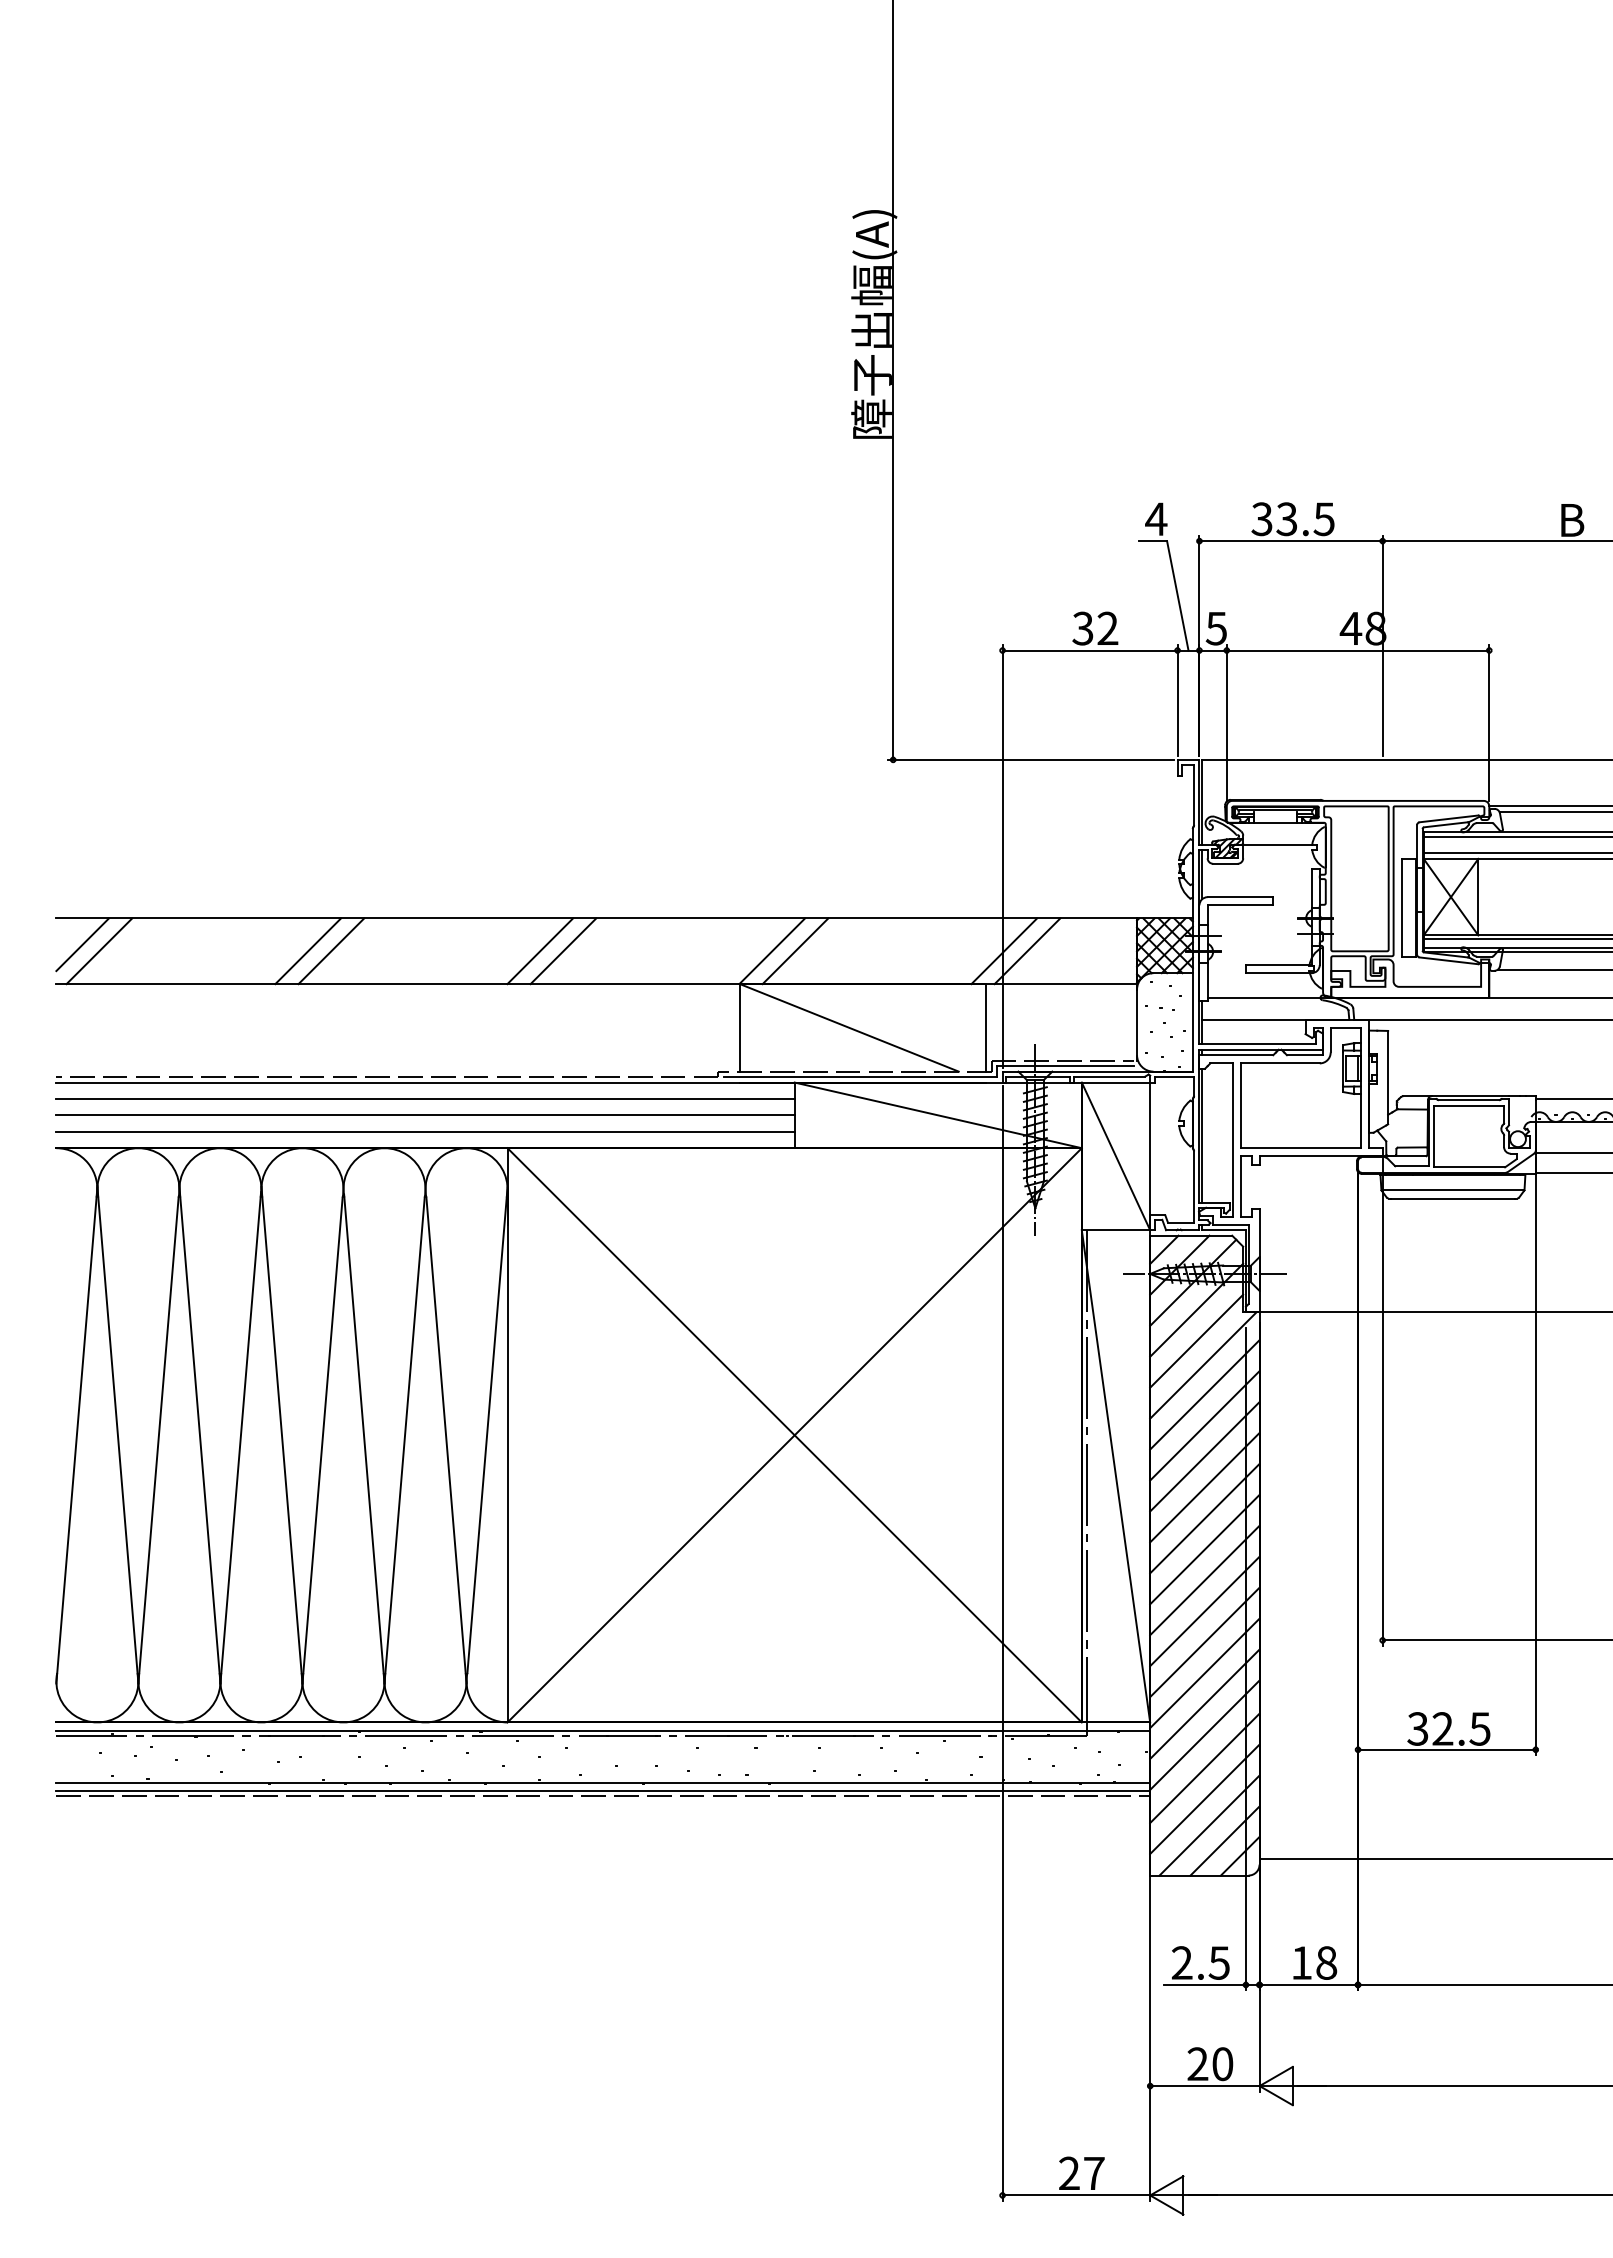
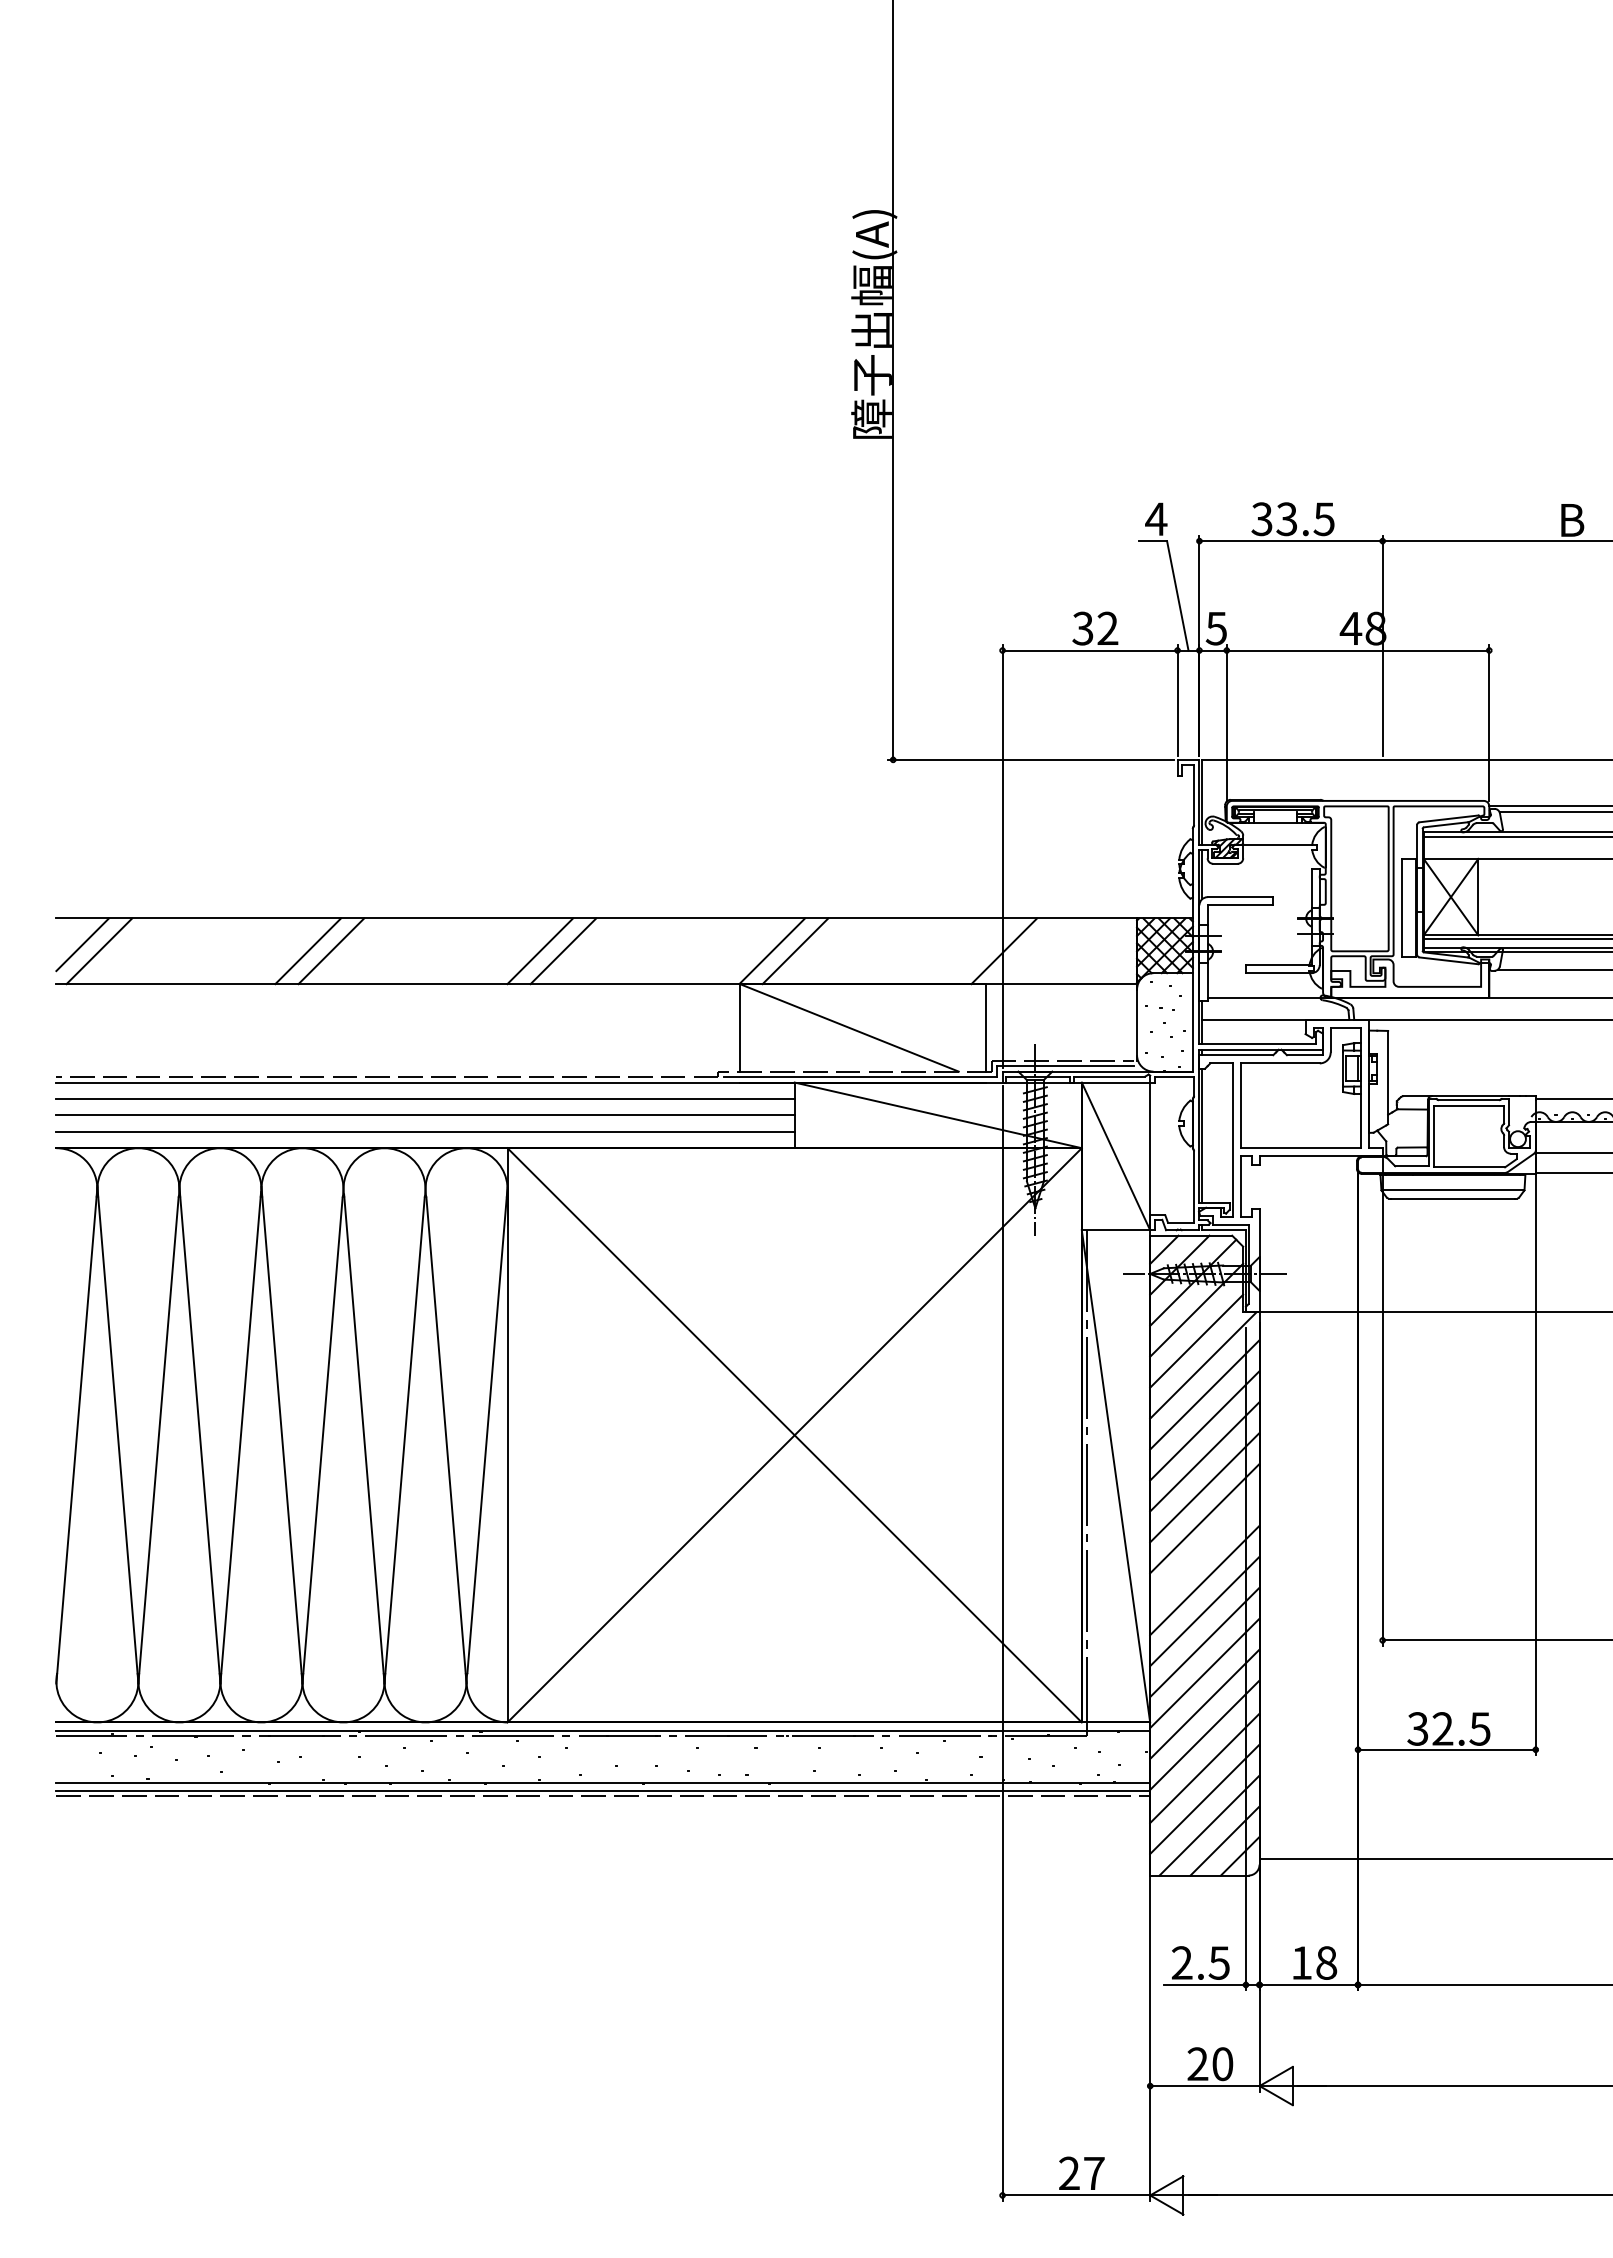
line: present -> none (1516, 853)
line: present -> none (1027, 951)
line: present -> none (1204, 1549)
